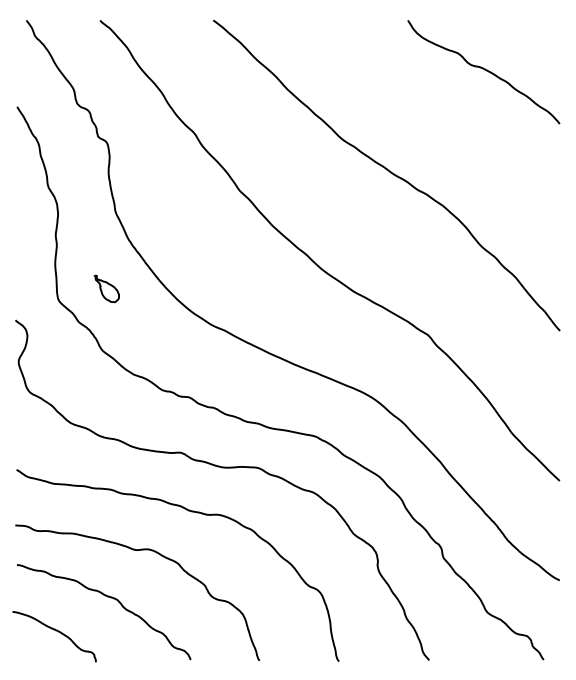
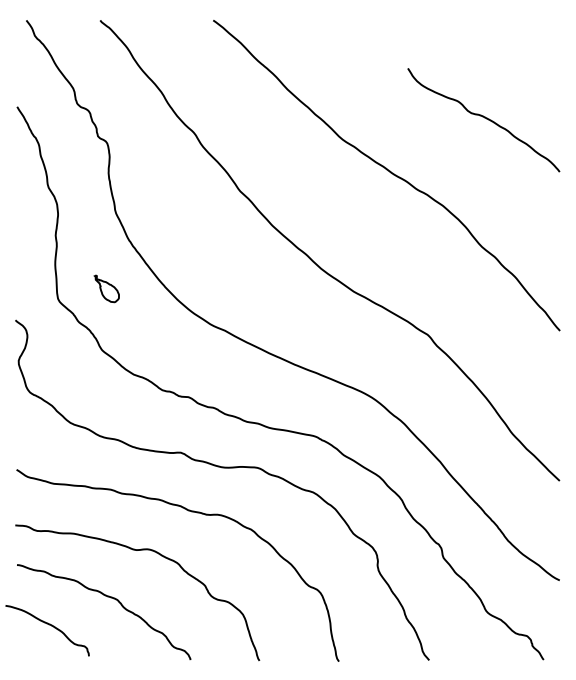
curve position: (484, 70) -> (484, 118) (484, 118)
curve position: (56, 631) -> (49, 625) (49, 625)
